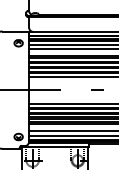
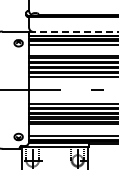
line: solid -> dashed (74, 31)
line: present -> none (71, 49)
line: present -> none (71, 131)
